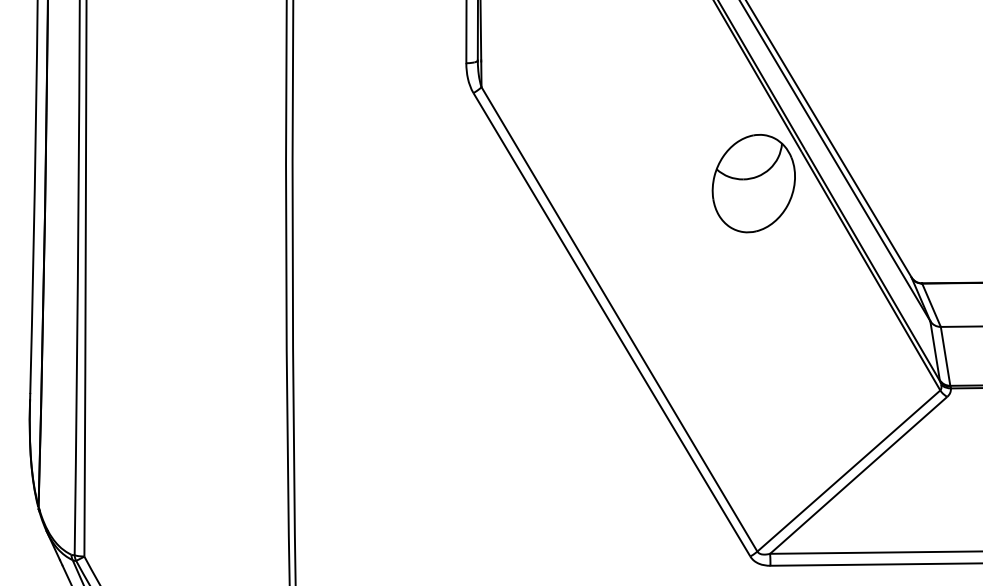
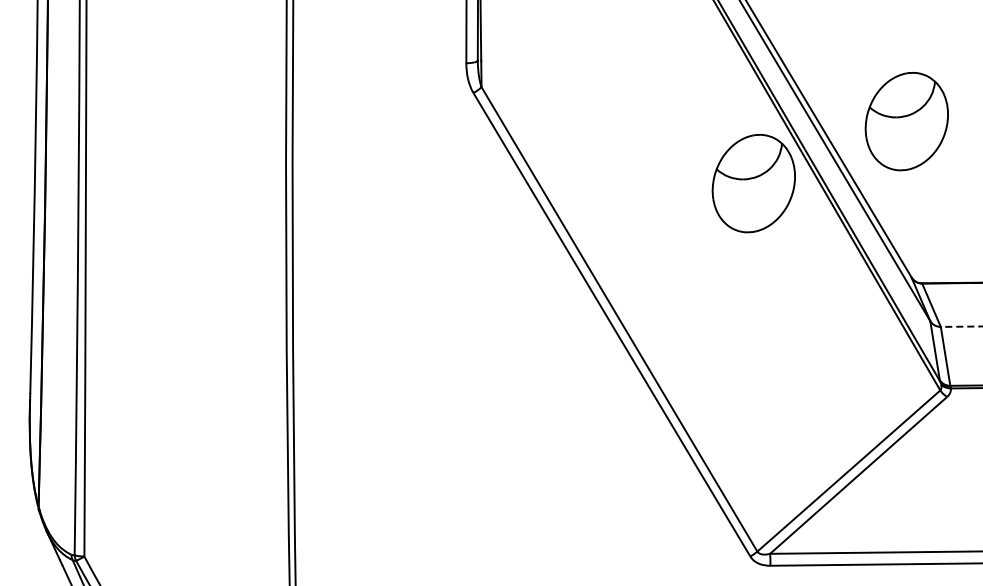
part: none -> present (906, 121)
line: solid -> dashed (961, 326)
